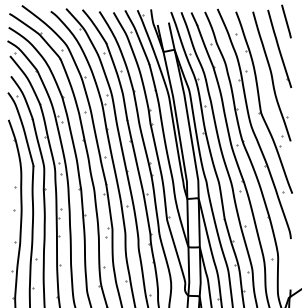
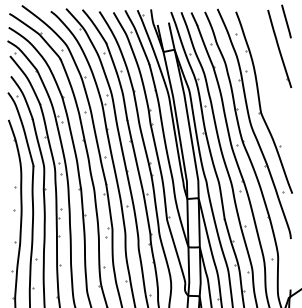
part: present -> none (271, 76)
